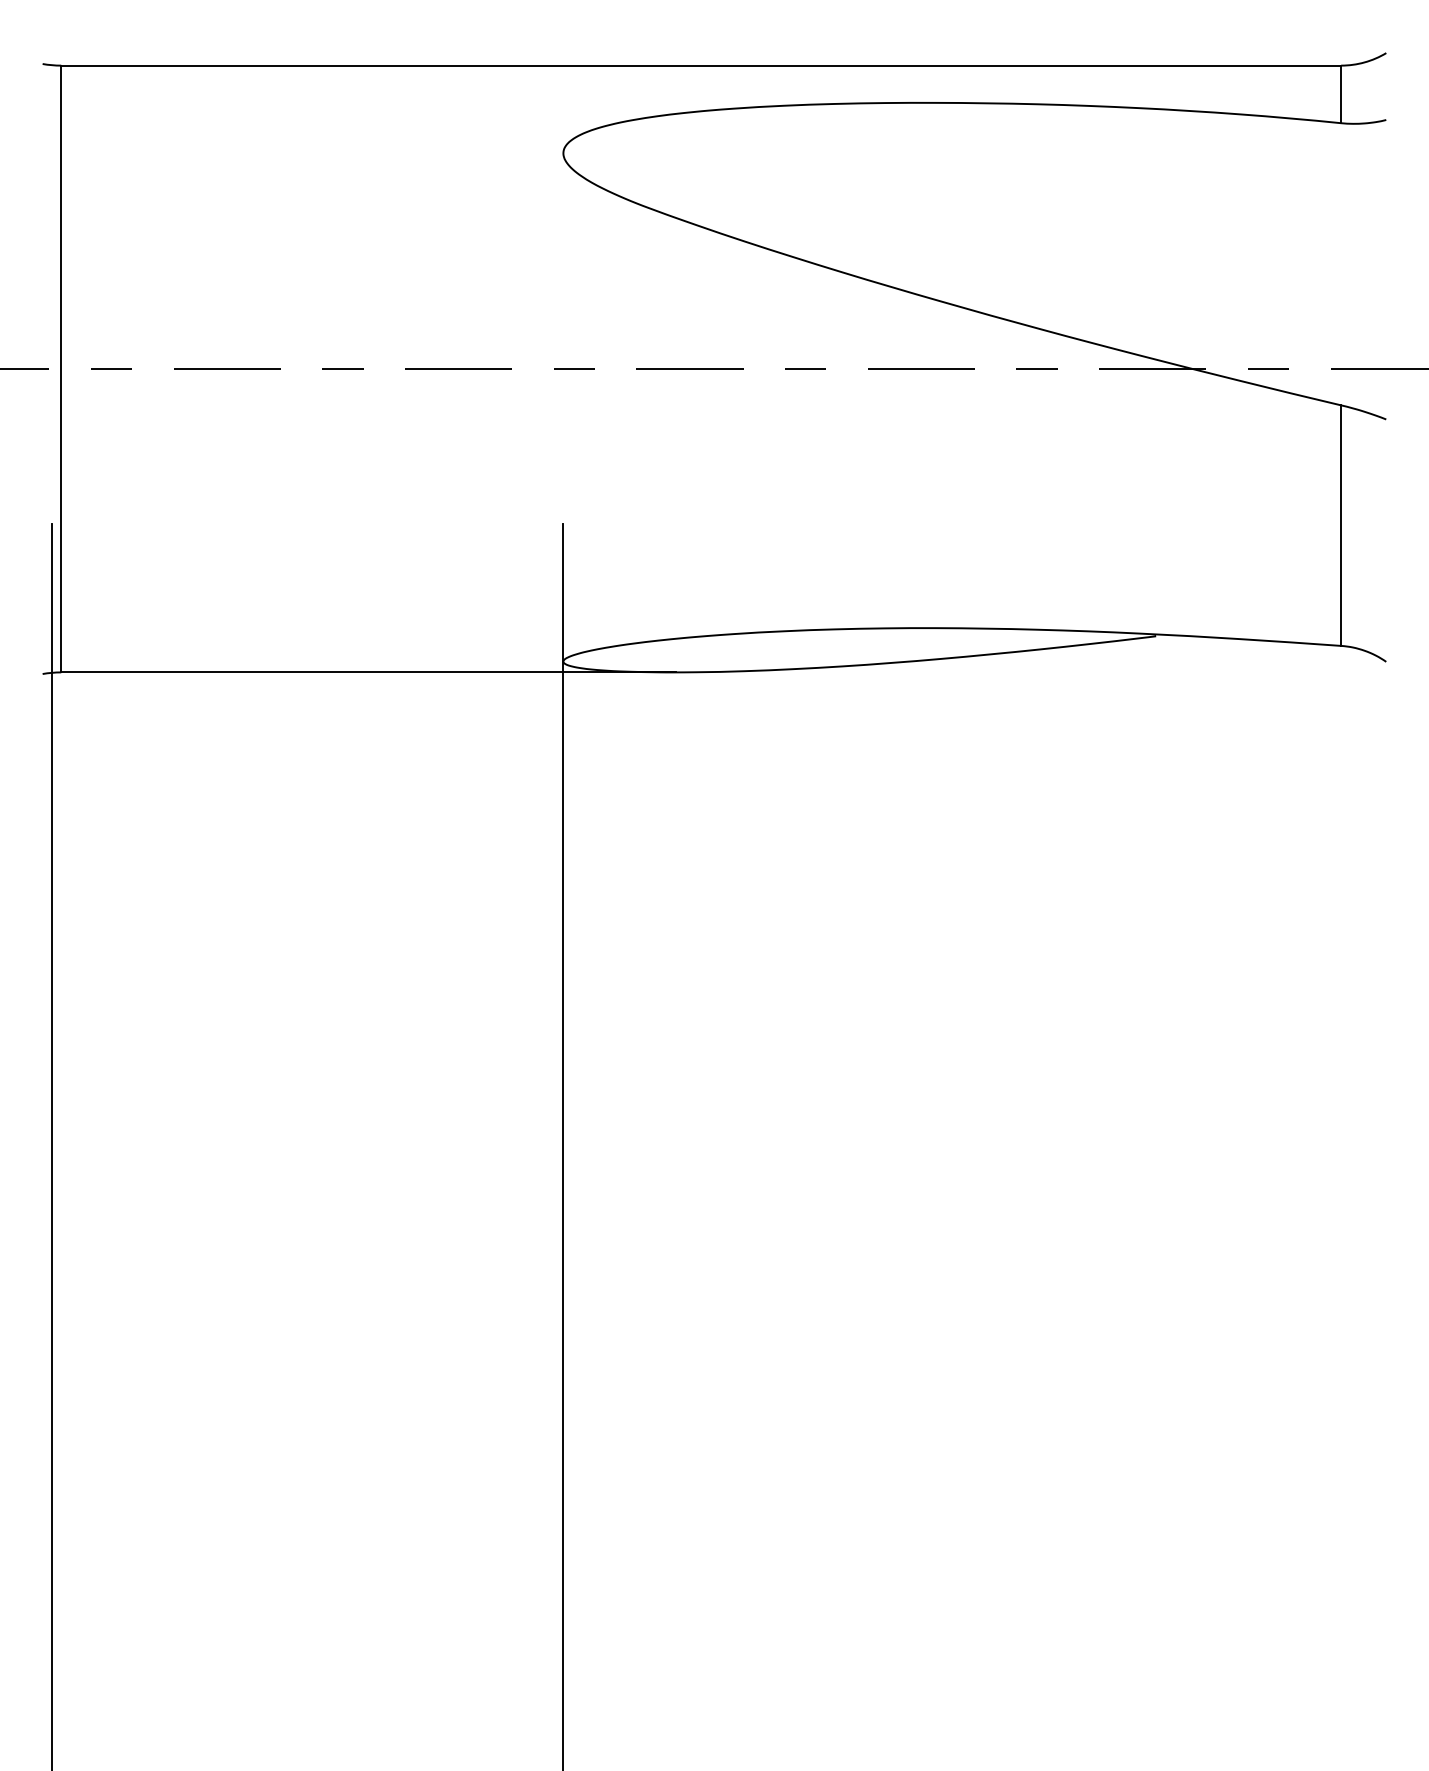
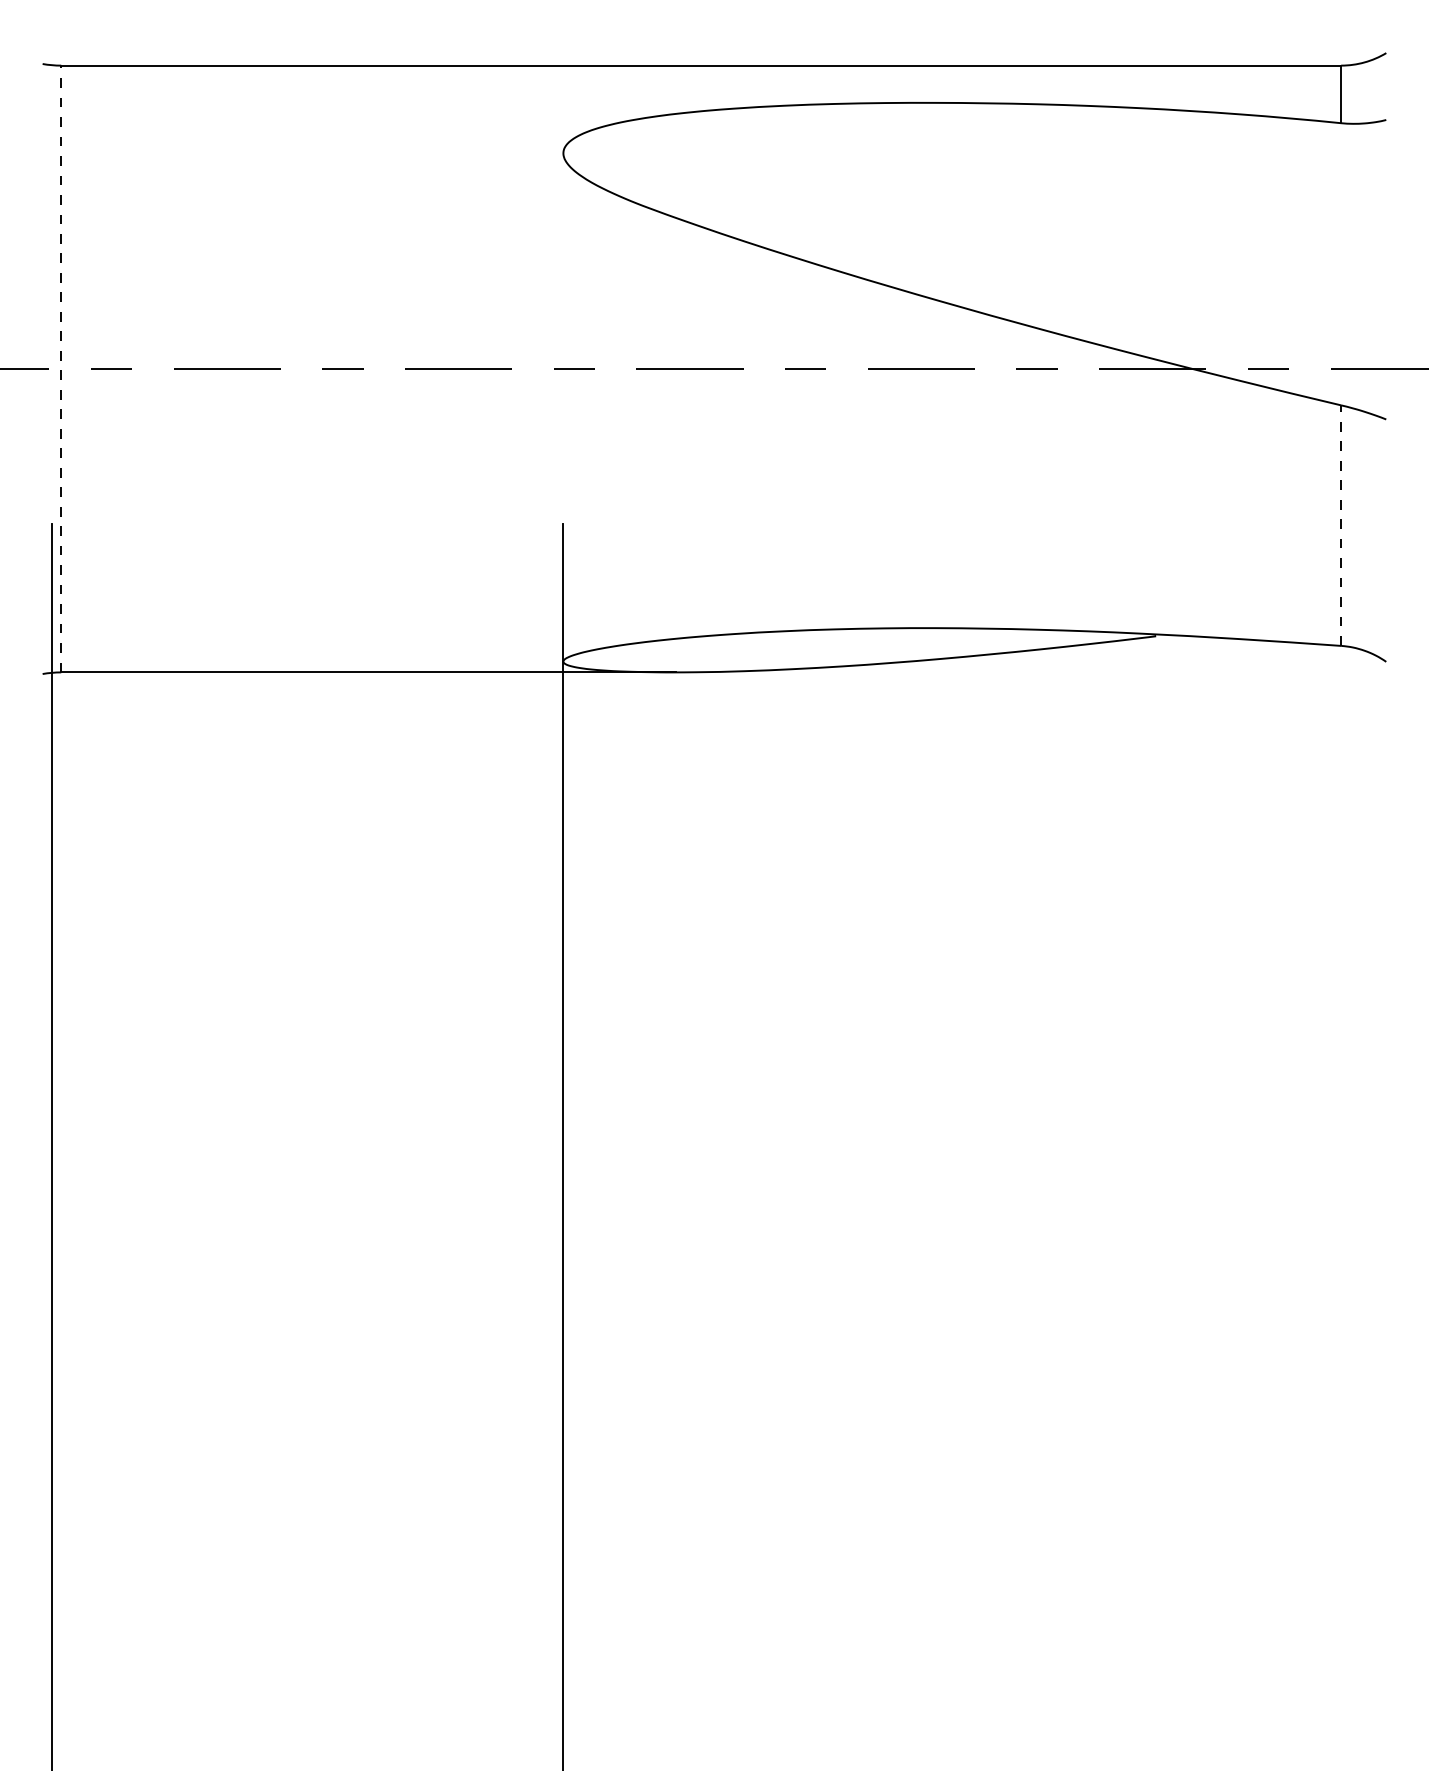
line: solid -> dashed (61, 368)
line: solid -> dashed (1341, 525)
